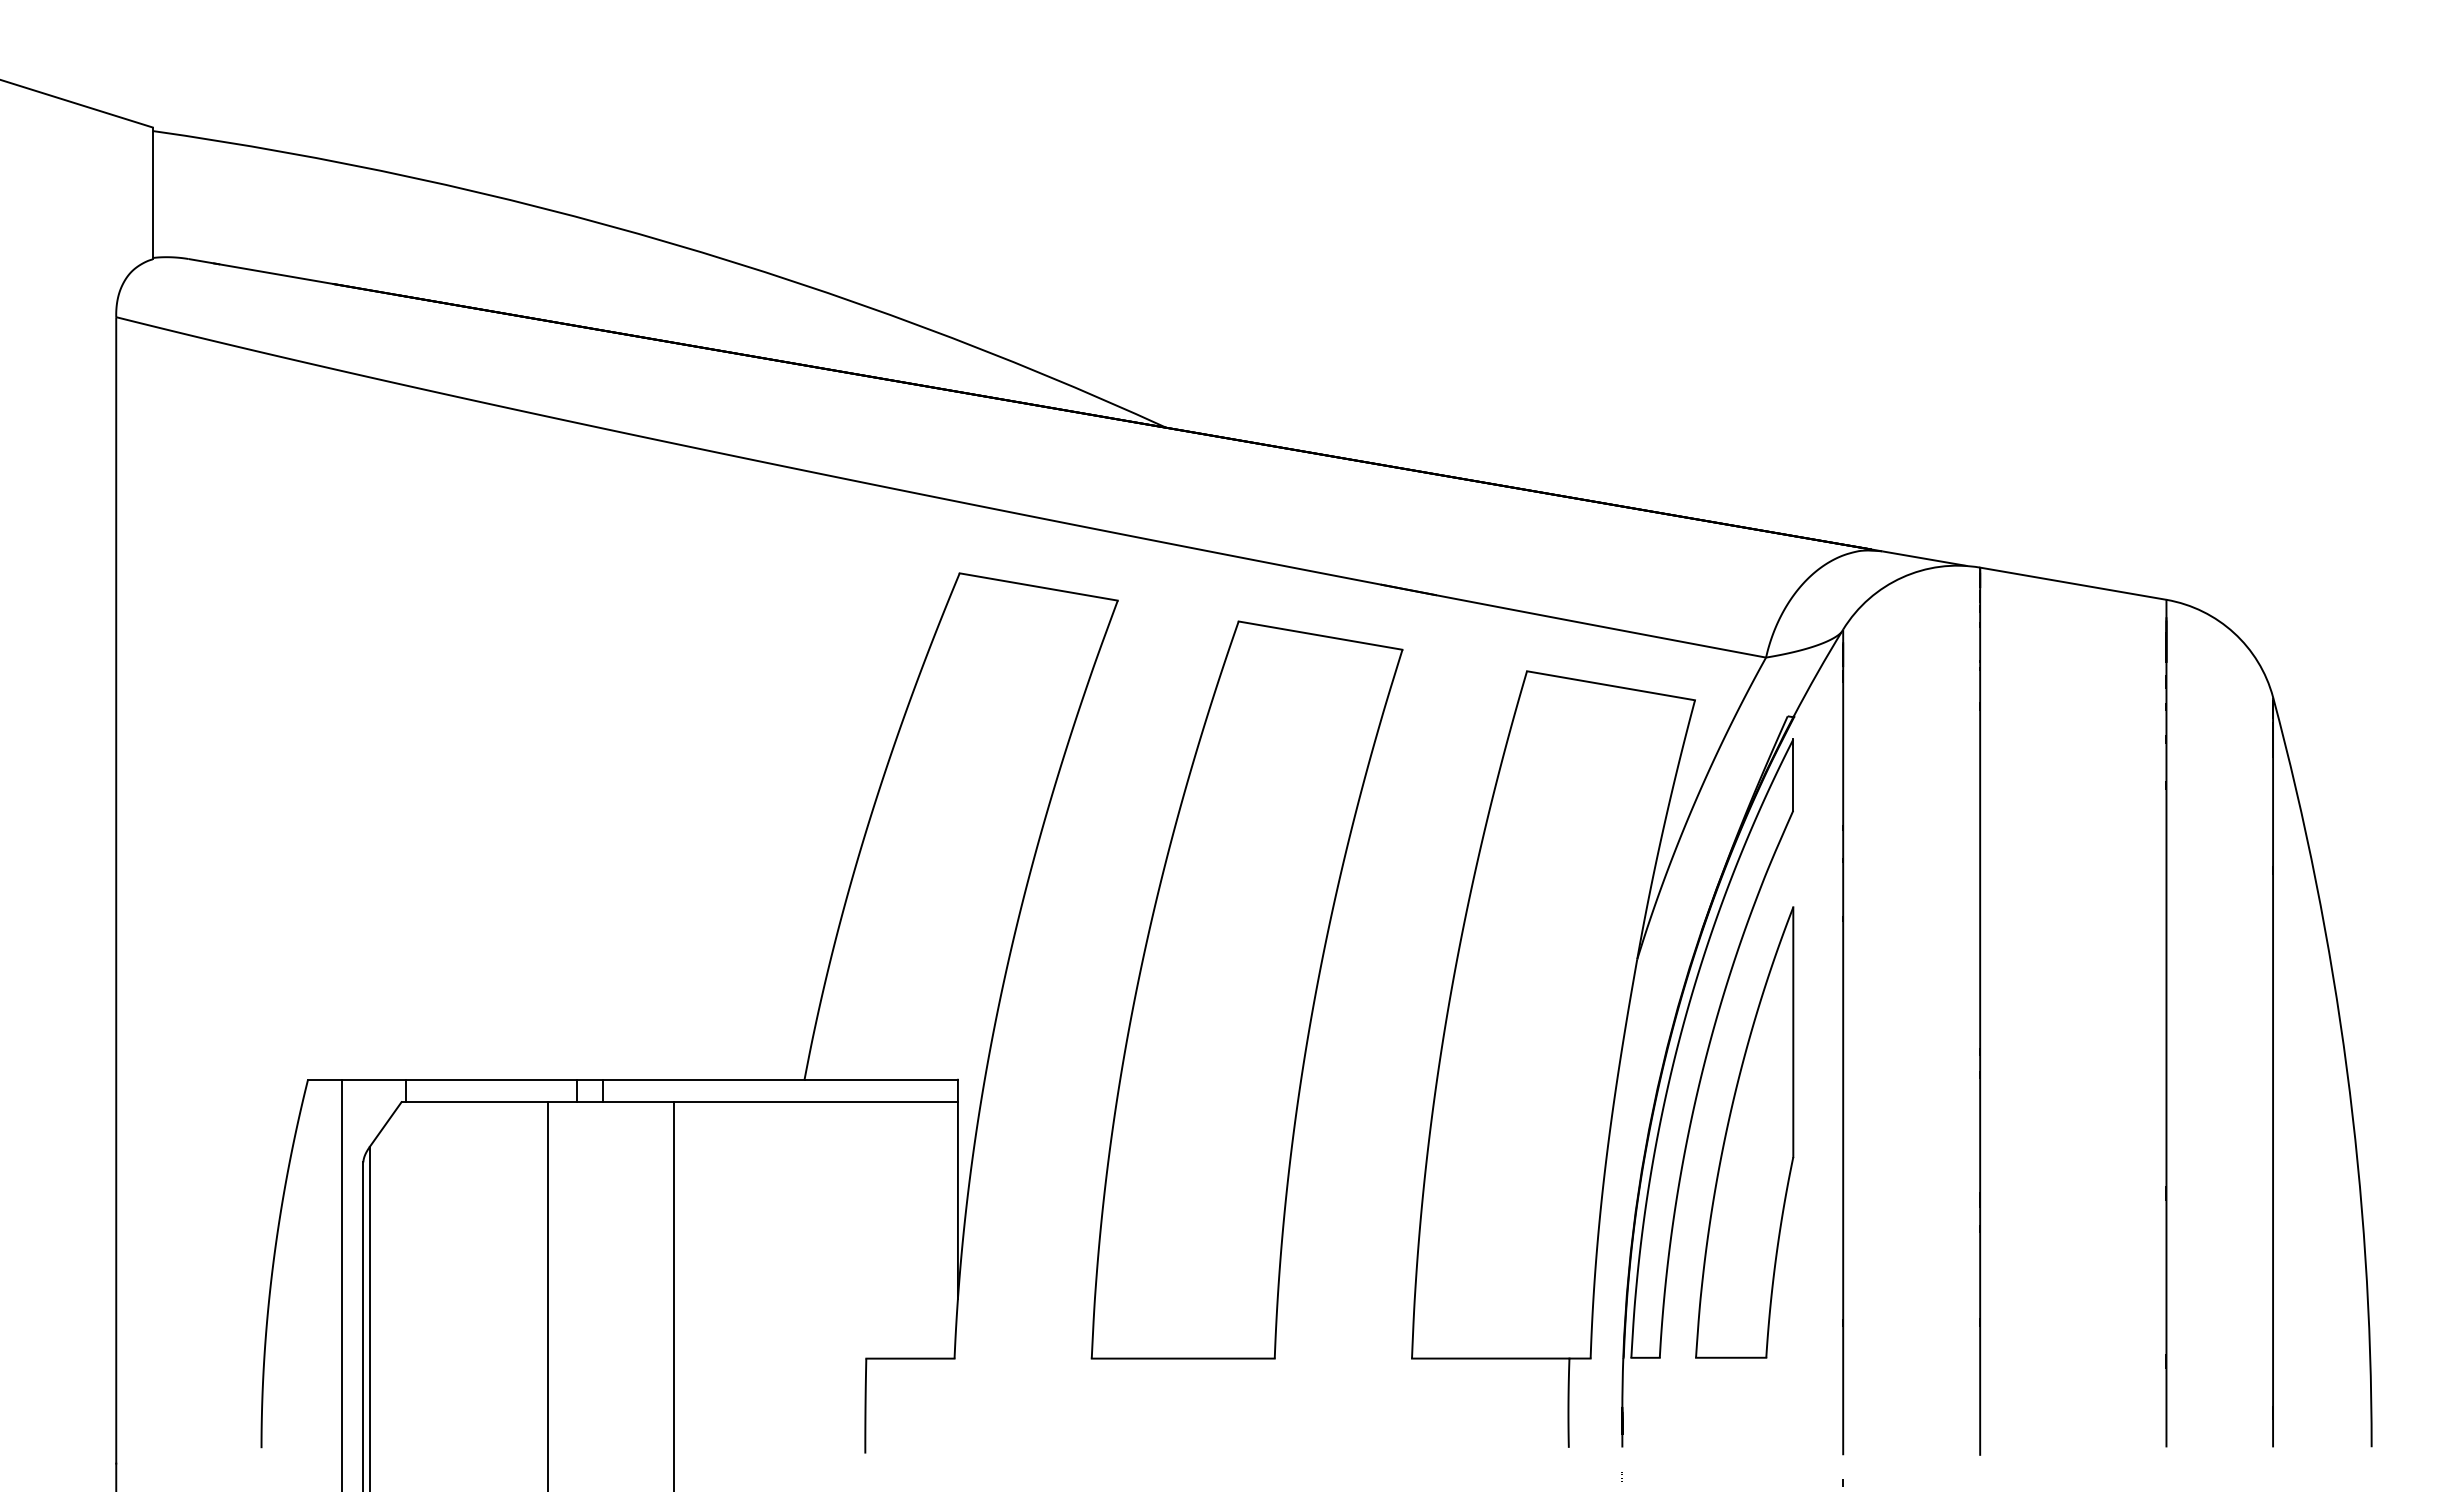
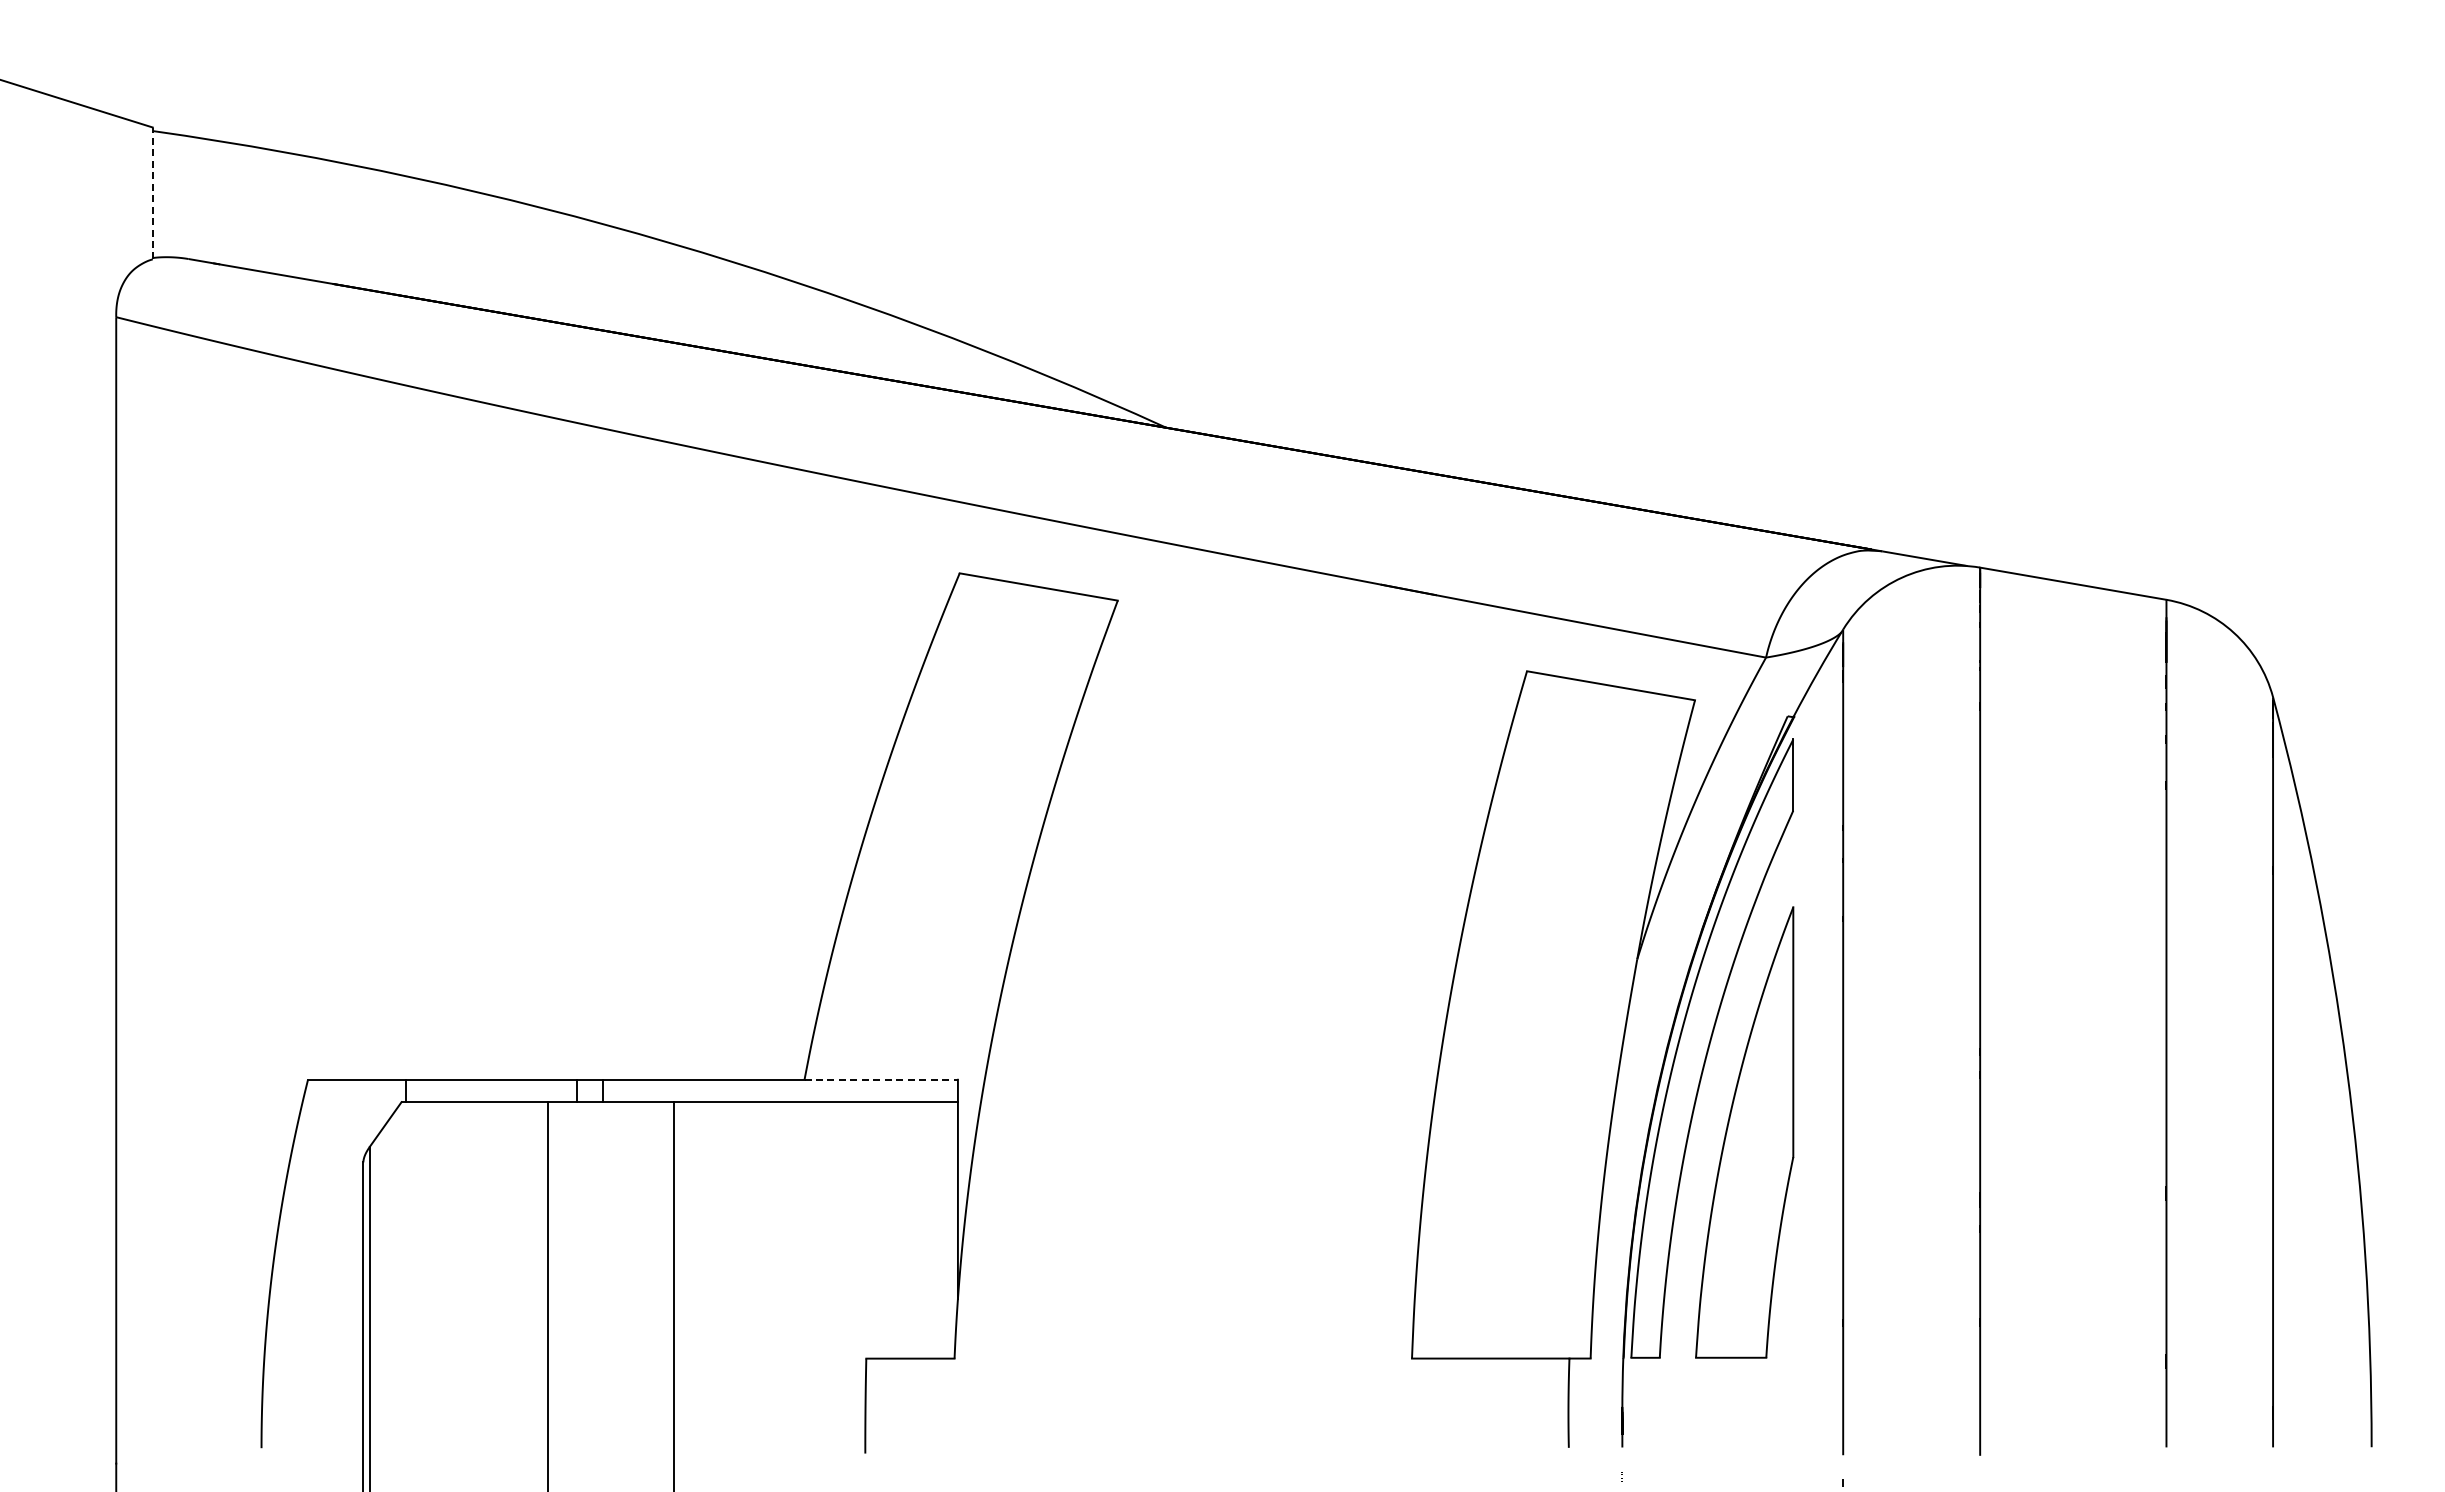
line: solid -> dashed (152, 193)
part: present -> none (1246, 989)
line: solid -> dashed (881, 1079)
line: present -> none (342, 1283)
